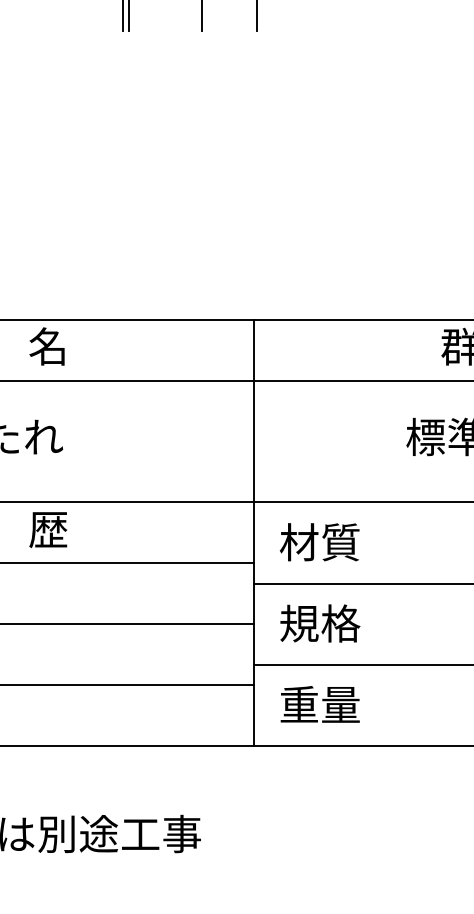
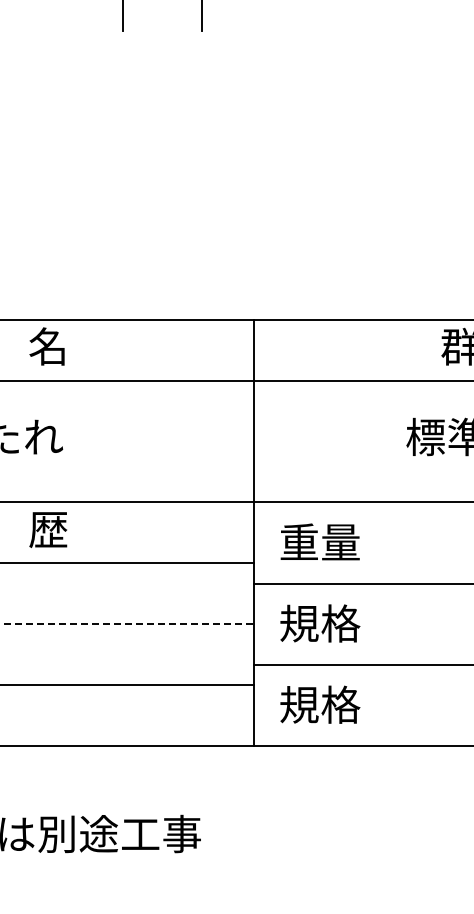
line: present -> none (129, 16)
line: present -> none (256, 16)
text: 材質 -> 重量 (319, 542)
line: solid -> dashed (127, 624)
text: 重量 -> 規格 (320, 704)
